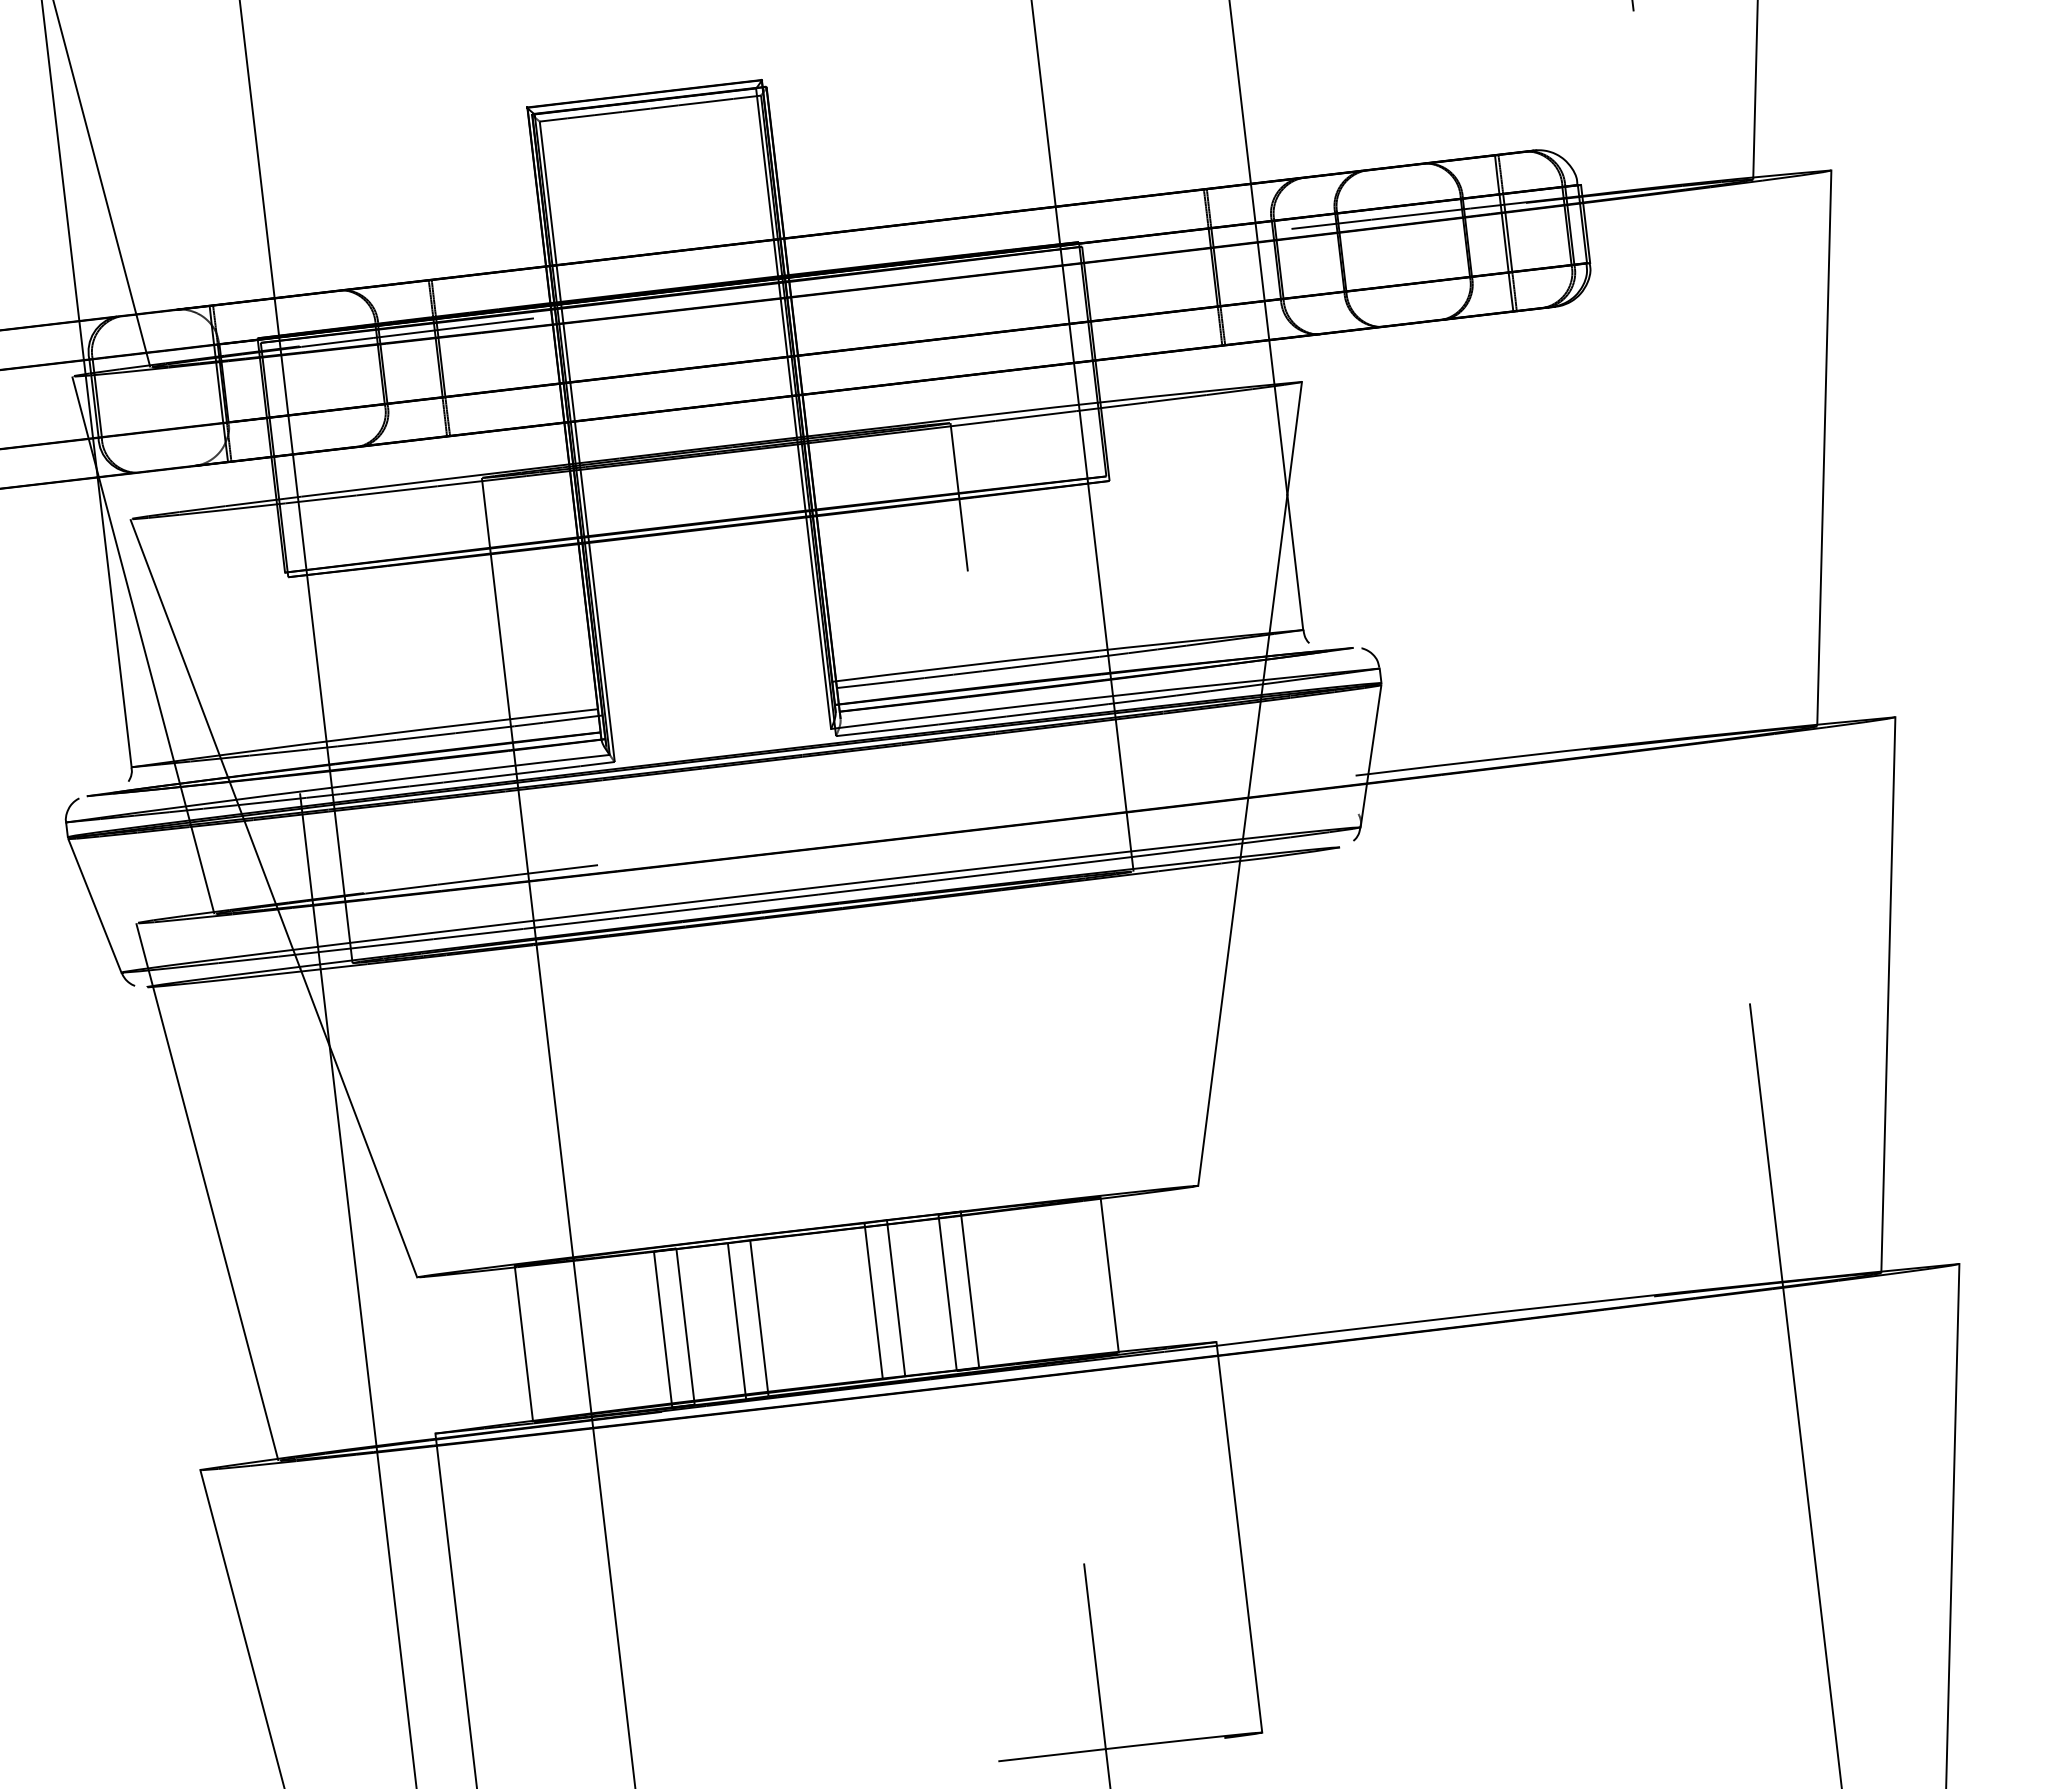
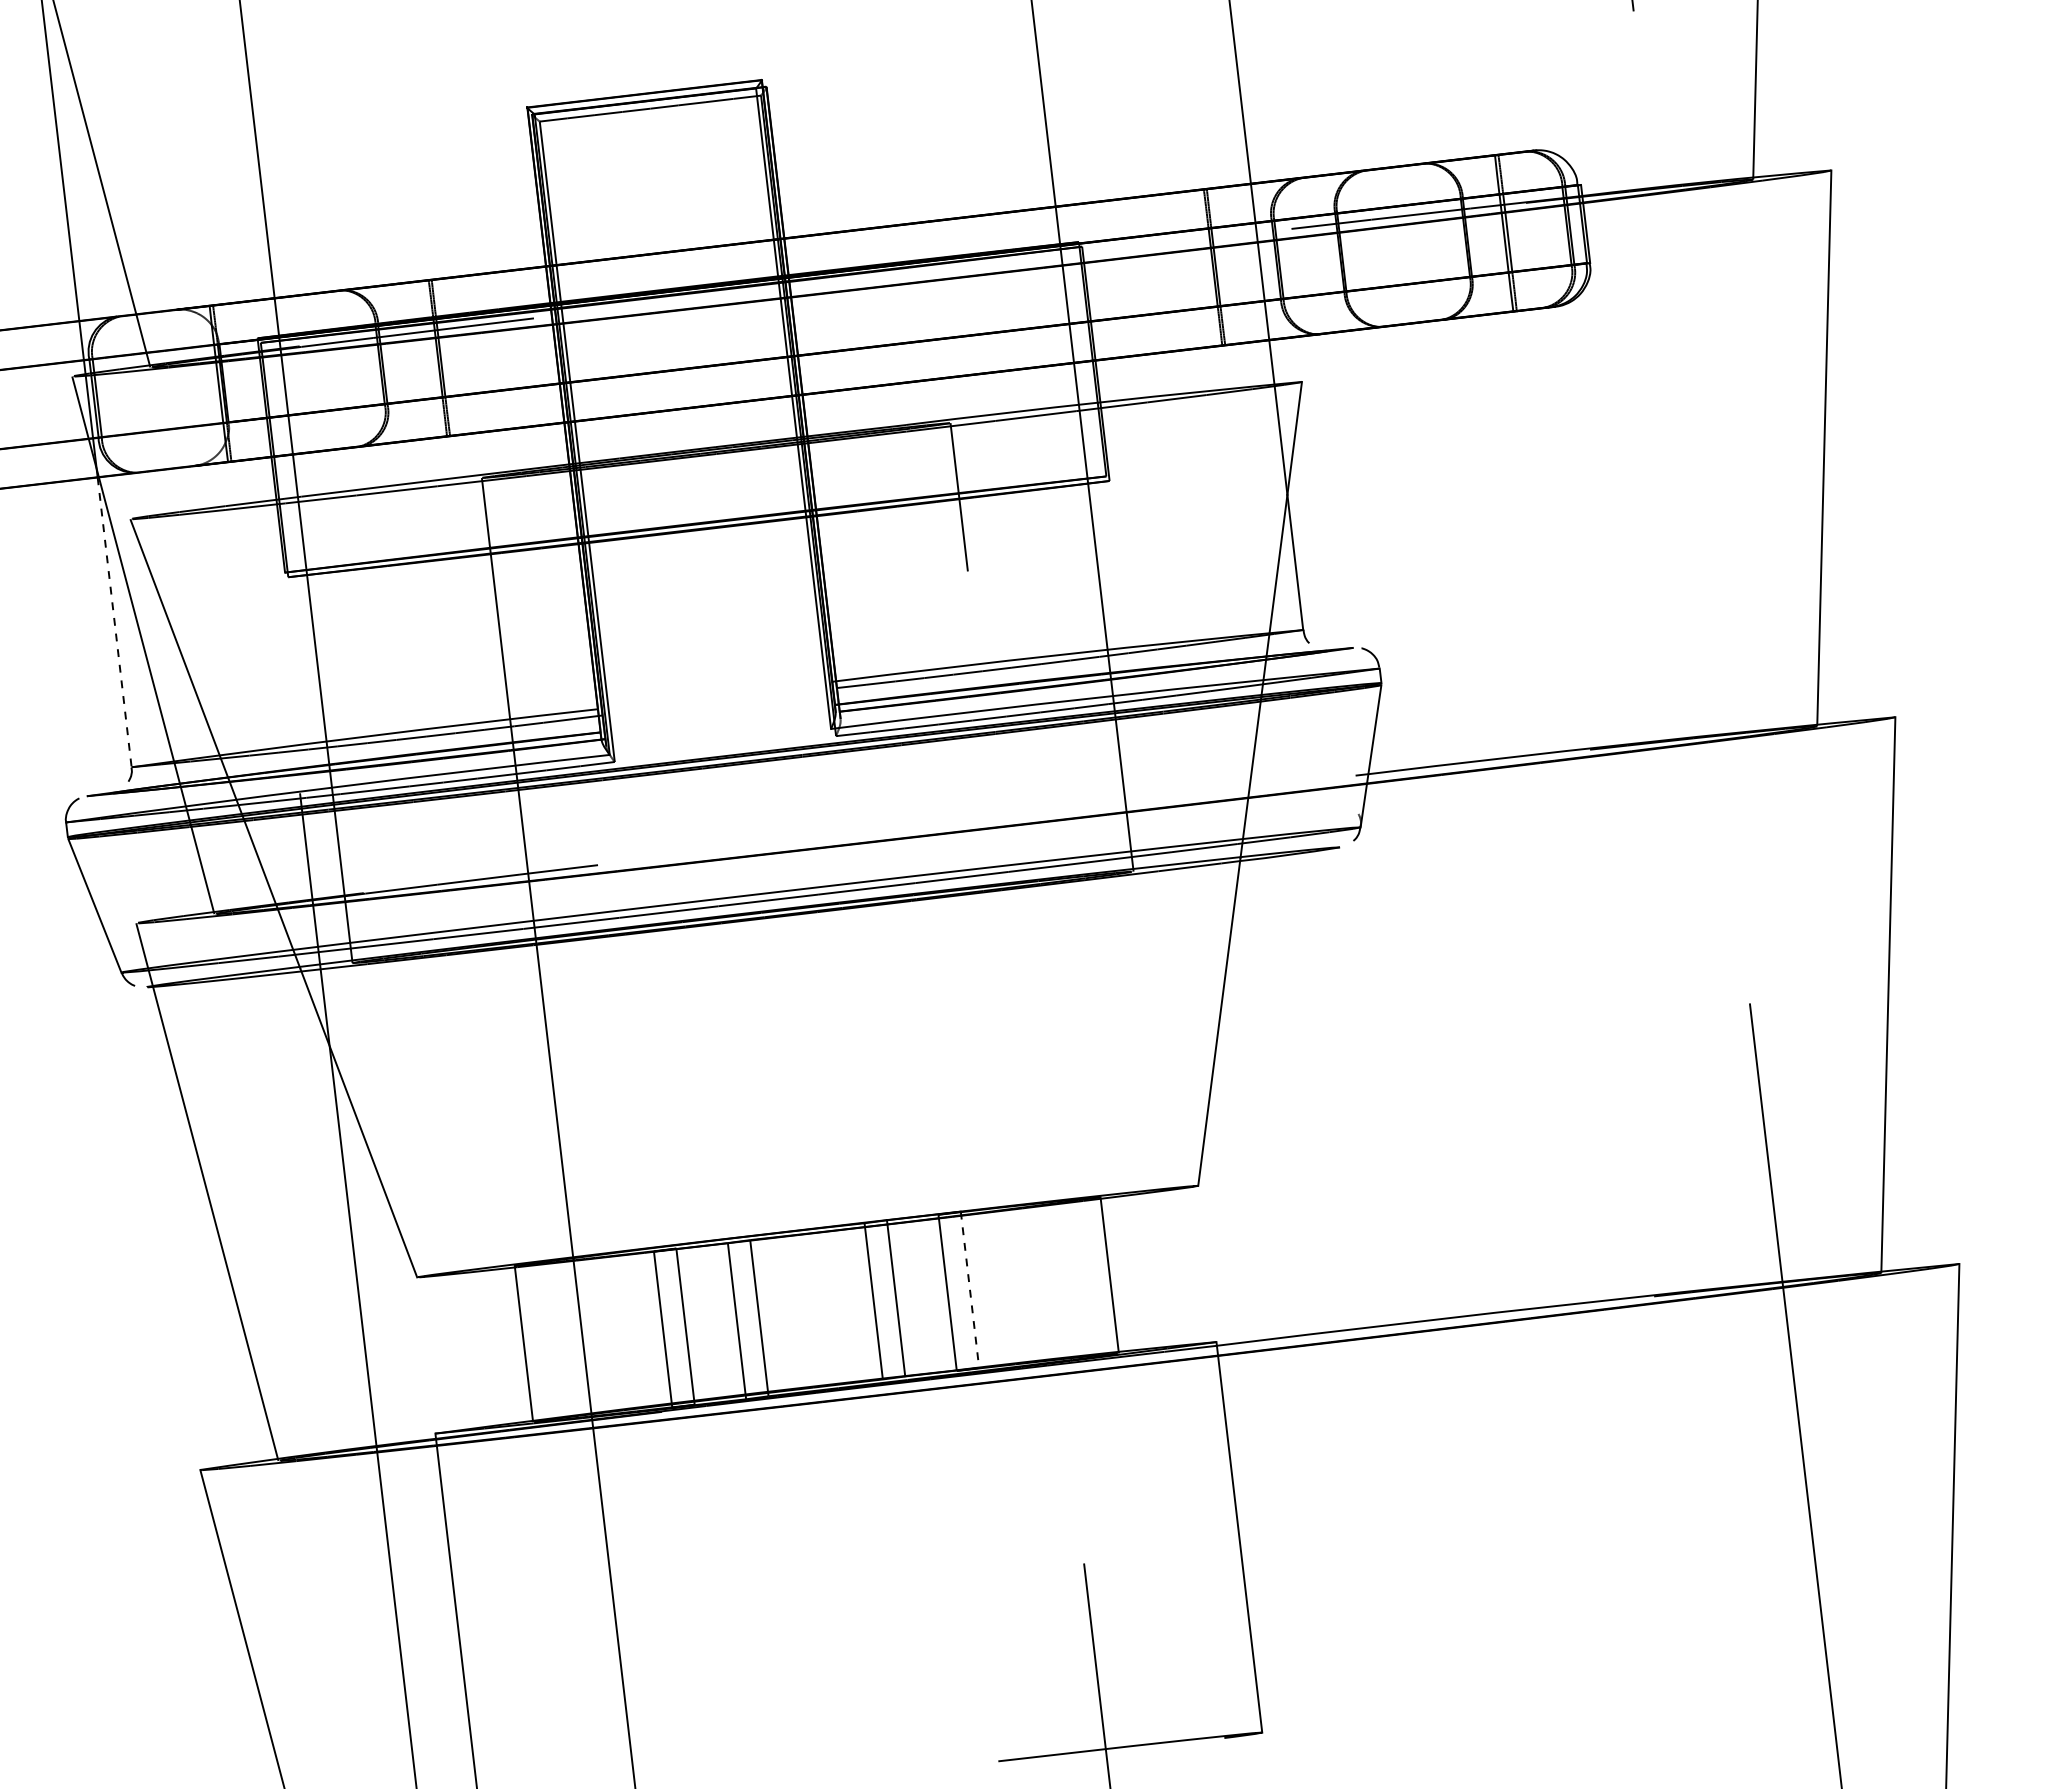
line: solid -> dashed (114, 622)
line: solid -> dashed (969, 1289)
